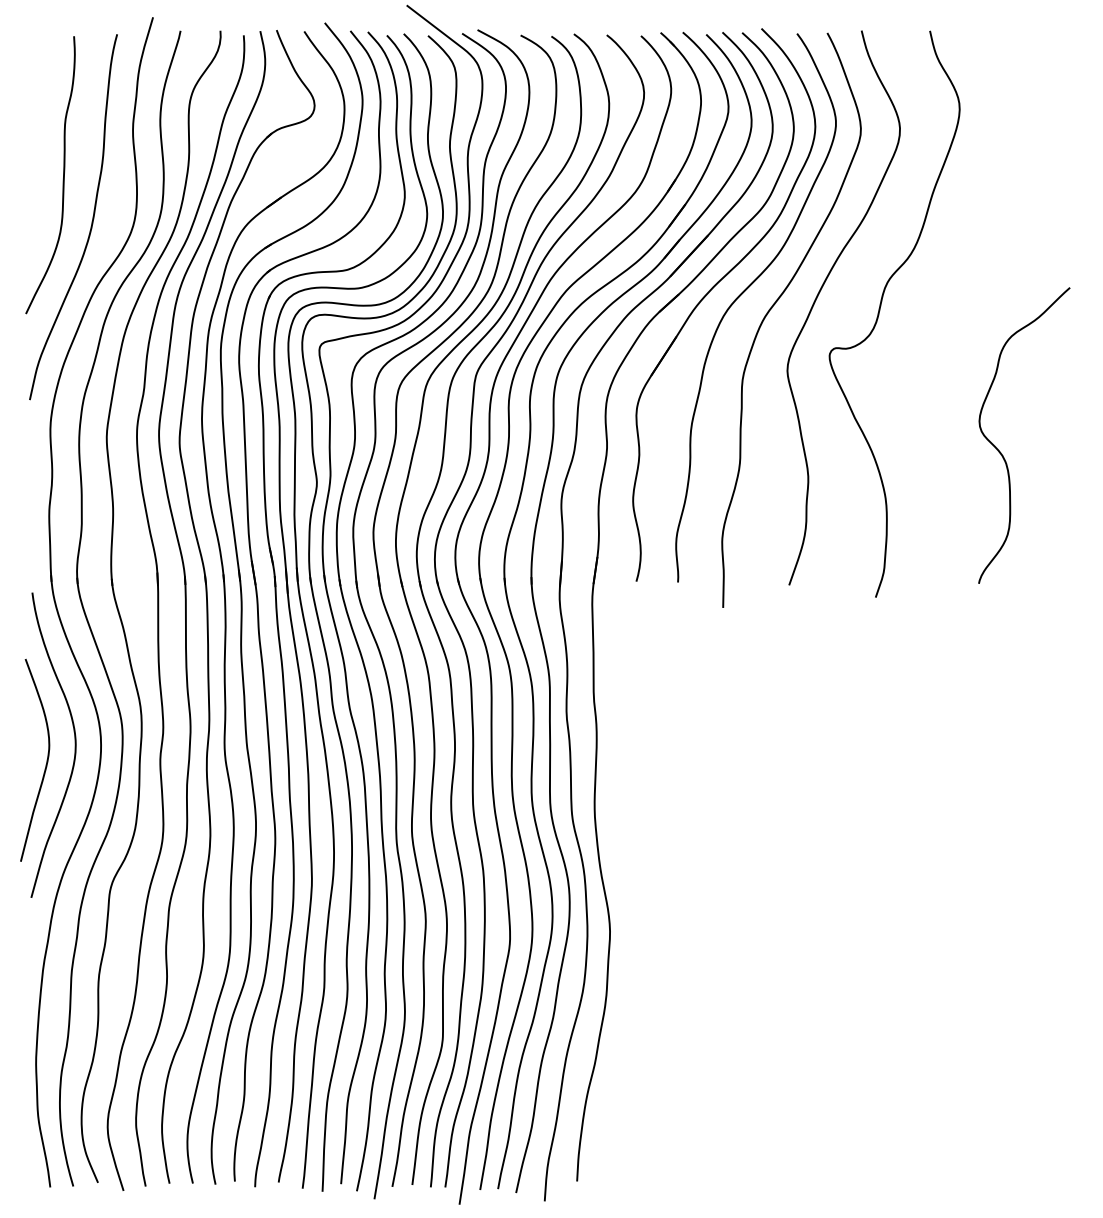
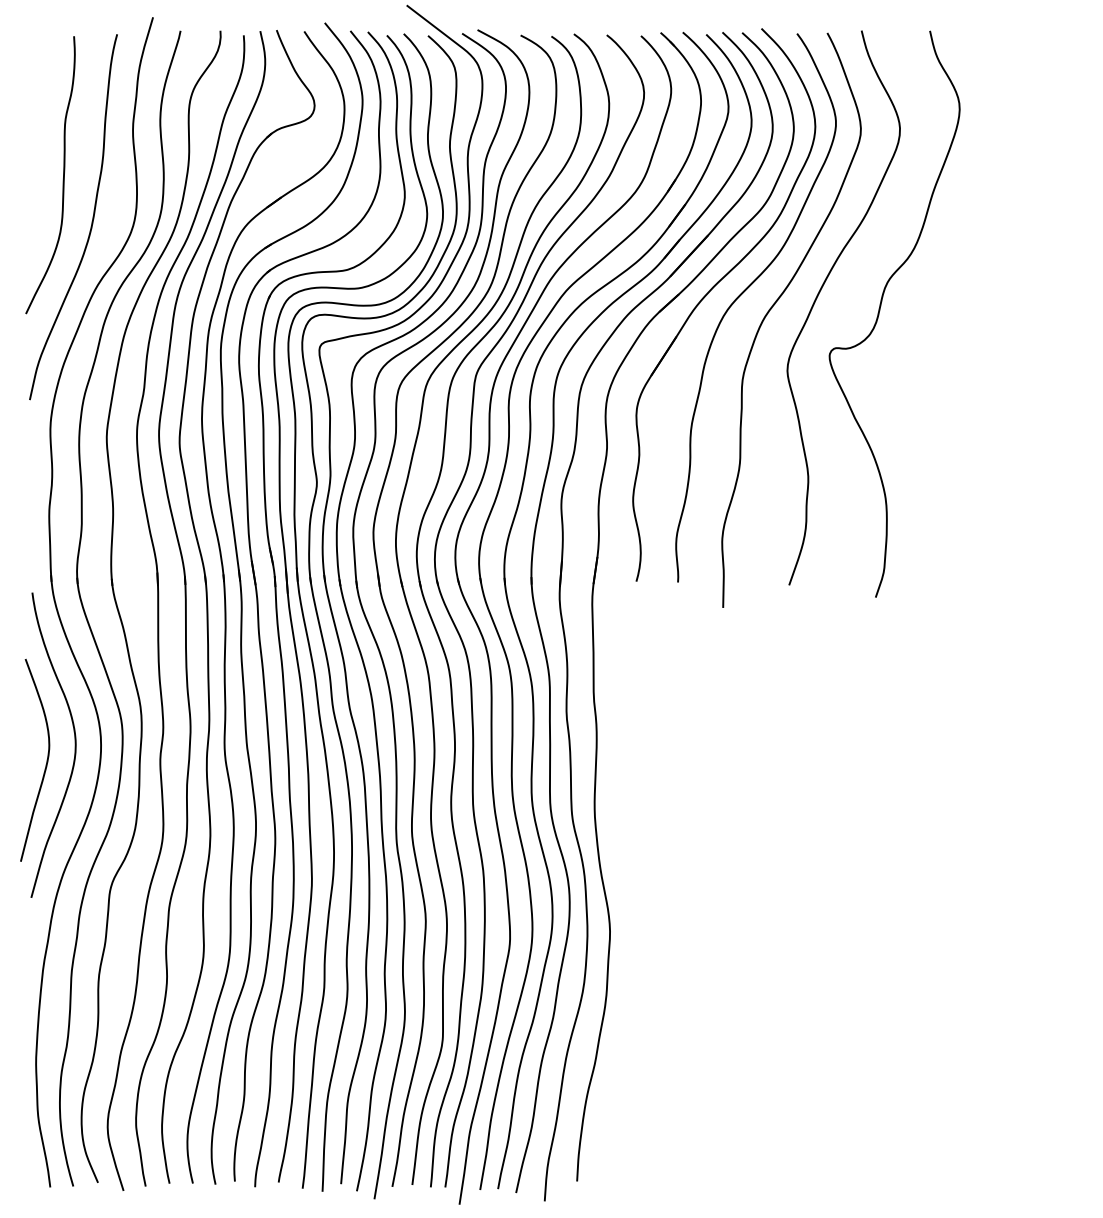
curve: present -> none (1001, 452)
